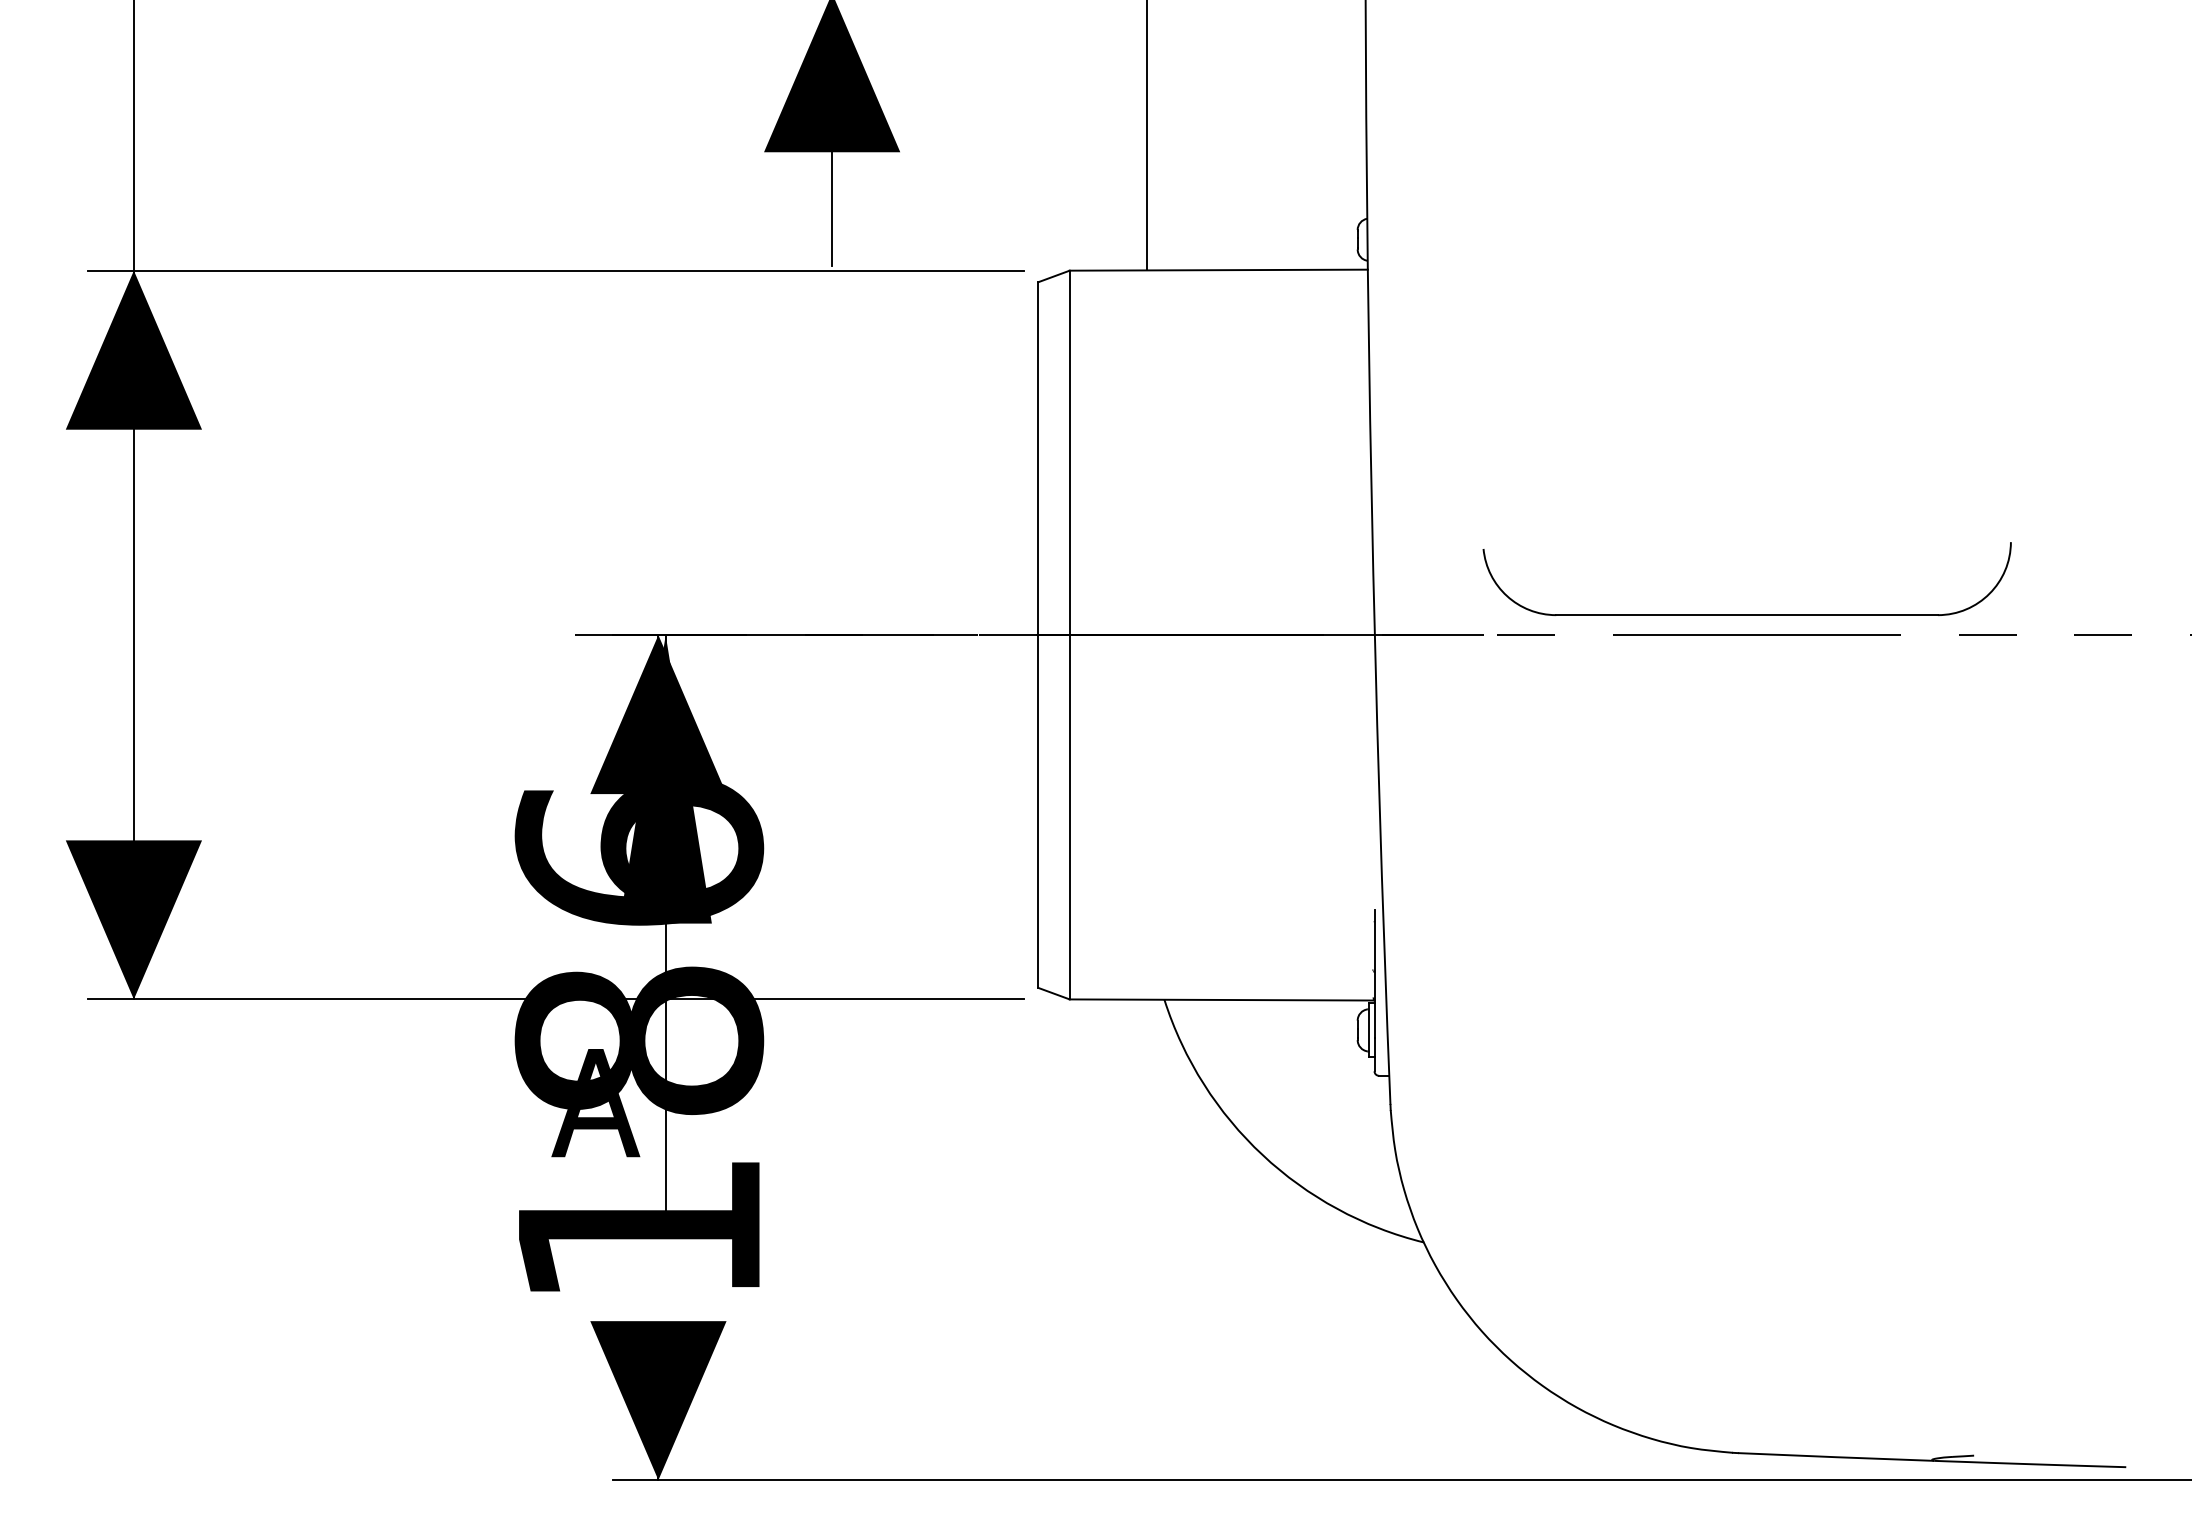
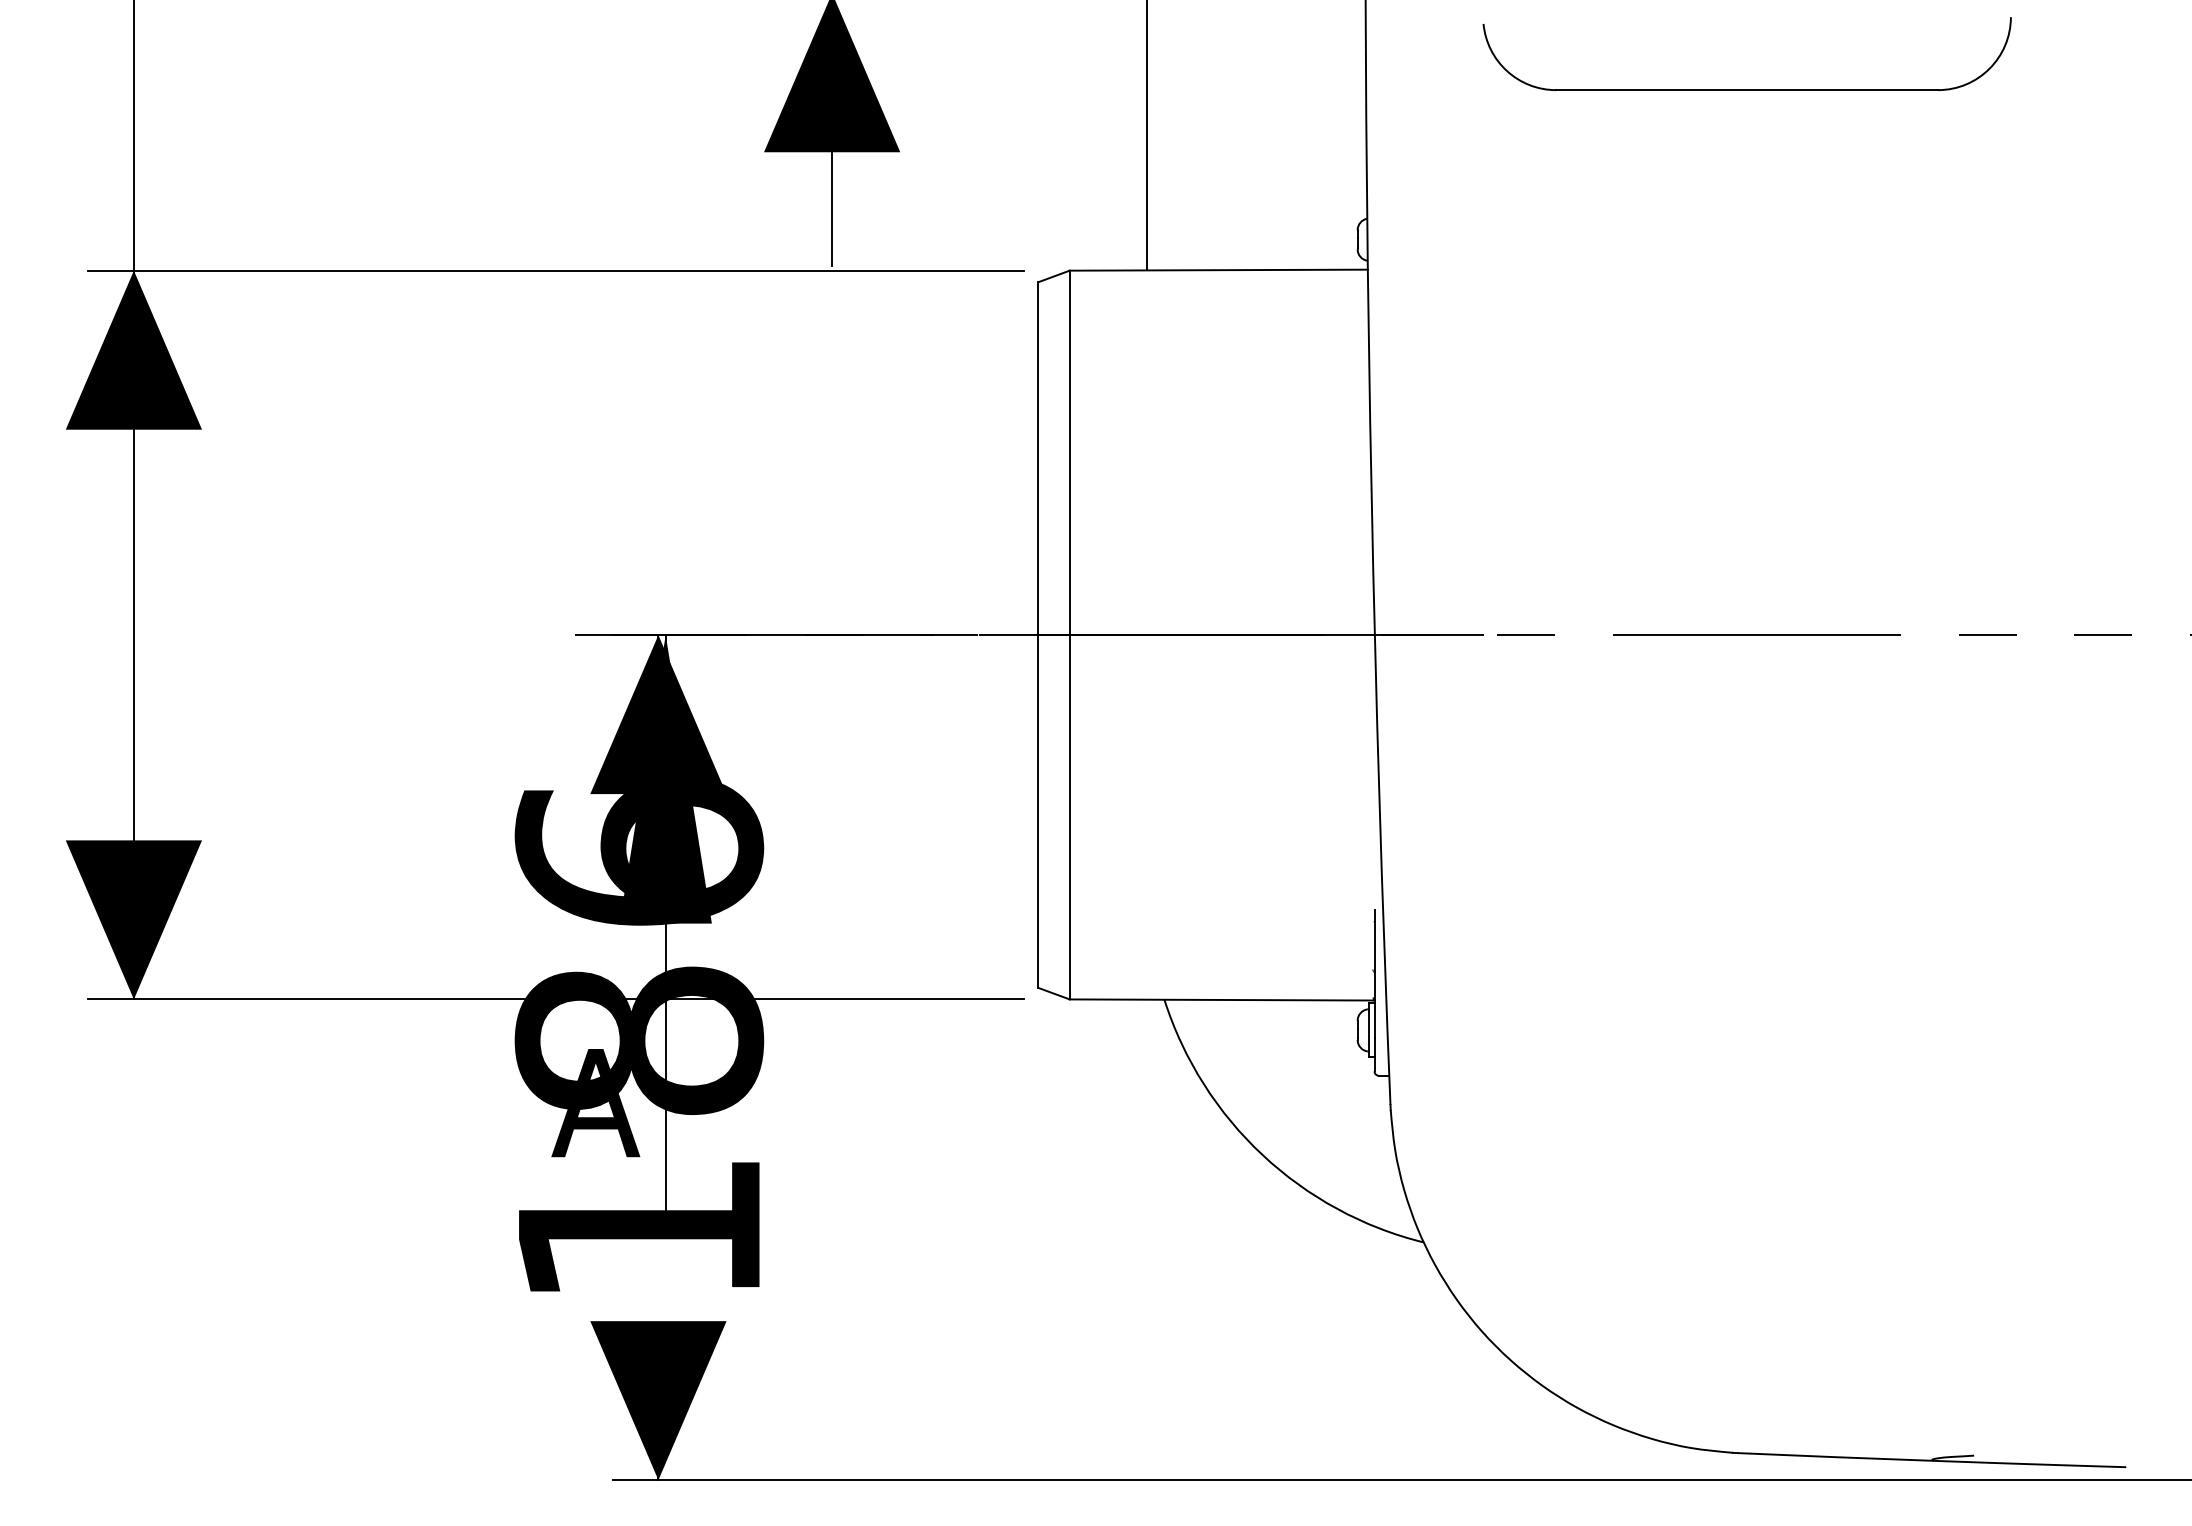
part position: (1746, 614) -> (1746, 89) (1746, 89)
